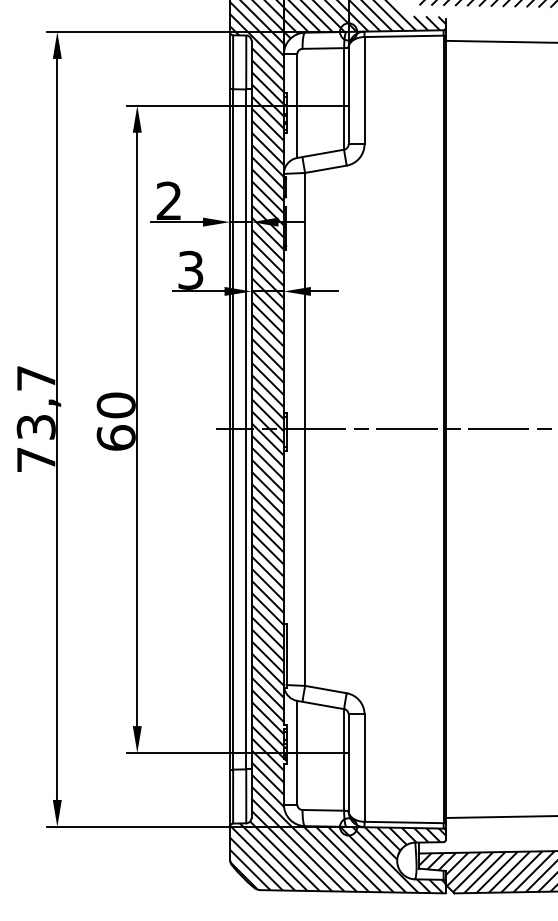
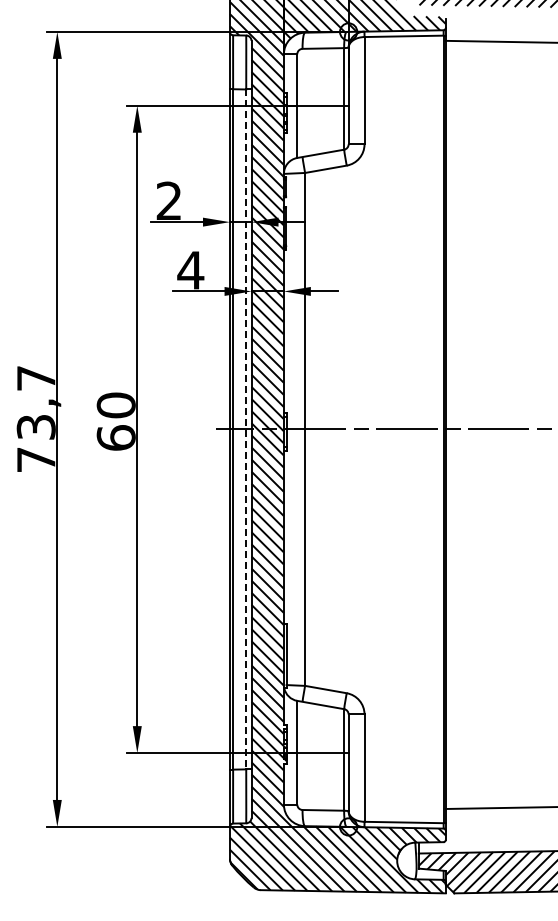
text: 3 -> 4 (190, 269)
line: solid -> dashed (246, 429)
line position: (499, 816) -> (499, 807) (499, 807)
